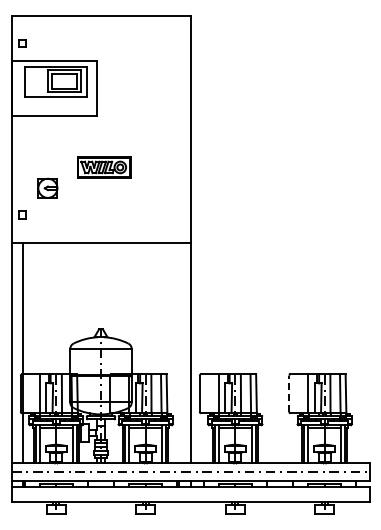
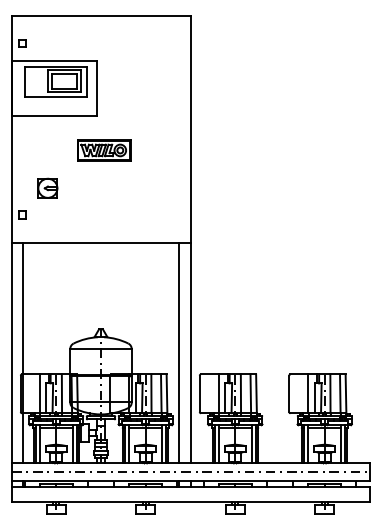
part position: (104, 167) -> (104, 150) (104, 150)
line: none -> present (178, 352)
line: dashed -> solid (289, 393)
